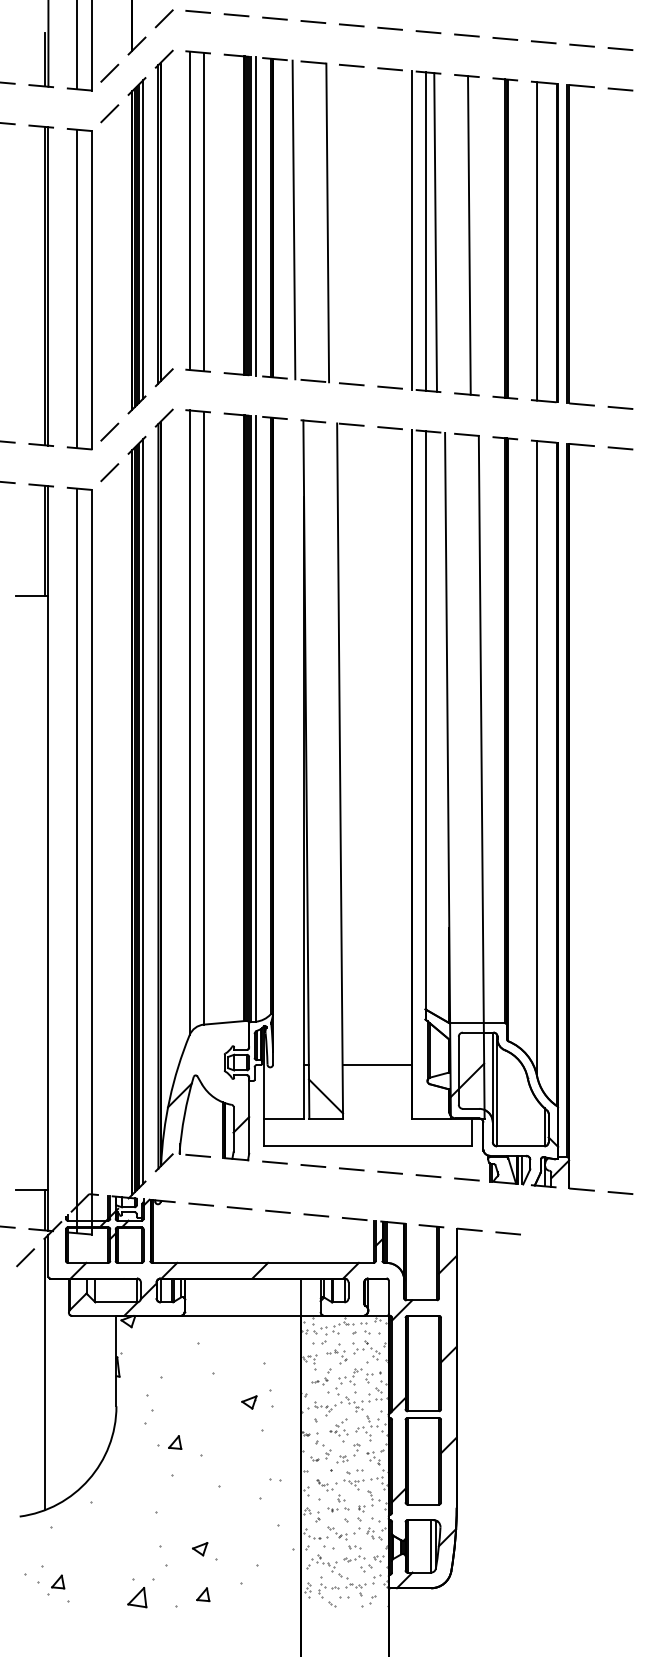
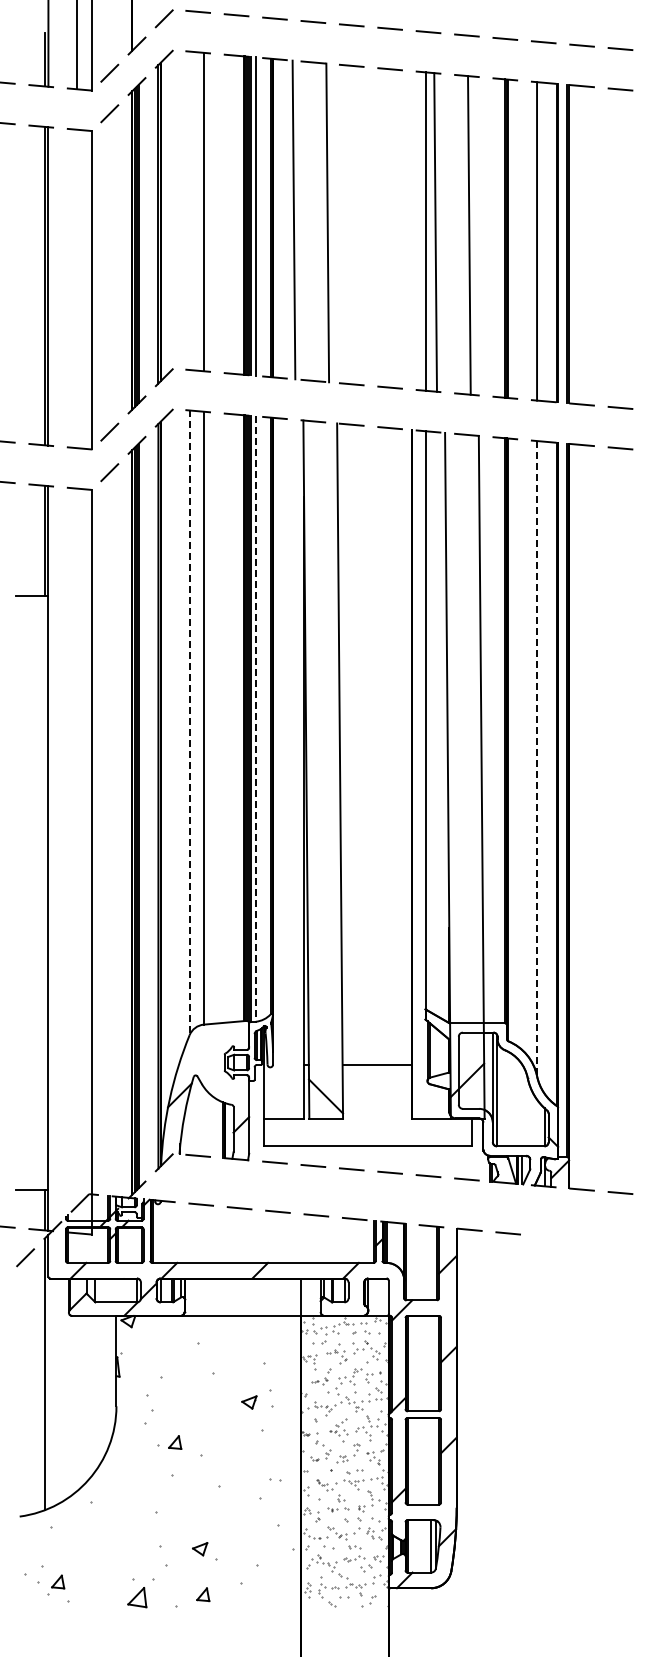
line: present -> none (189, 210)
line: present -> none (411, 230)
line: present -> none (143, 239)
line: present -> none (77, 288)
line: solid -> dashed (255, 719)
line: solid -> dashed (189, 723)
line: solid -> dashed (537, 759)
line: present -> none (143, 810)
line: present -> none (77, 860)
